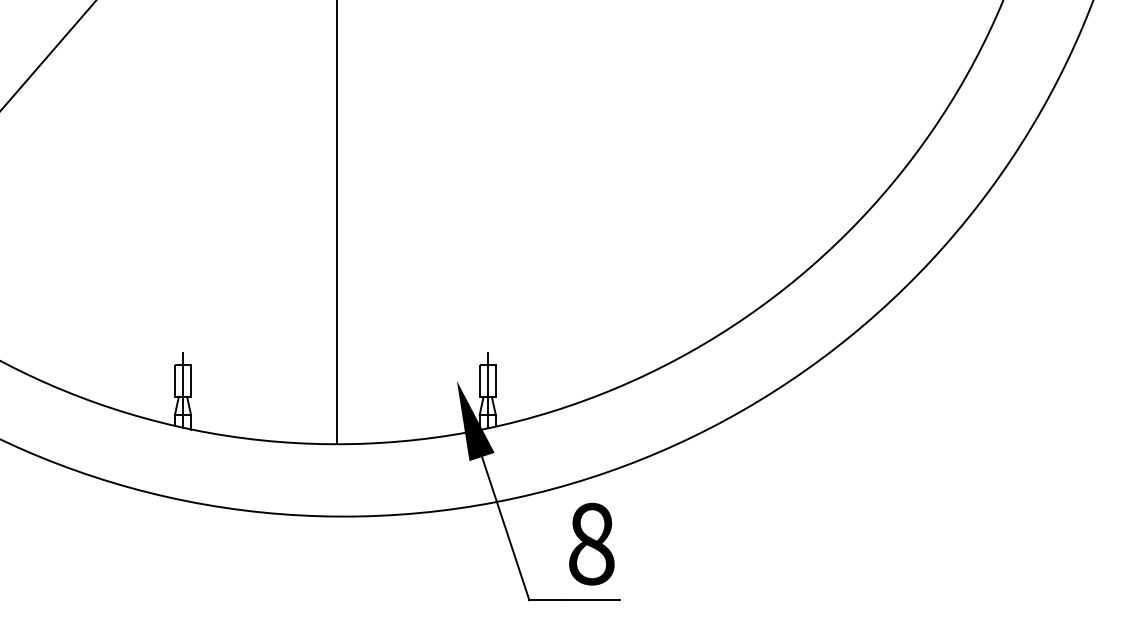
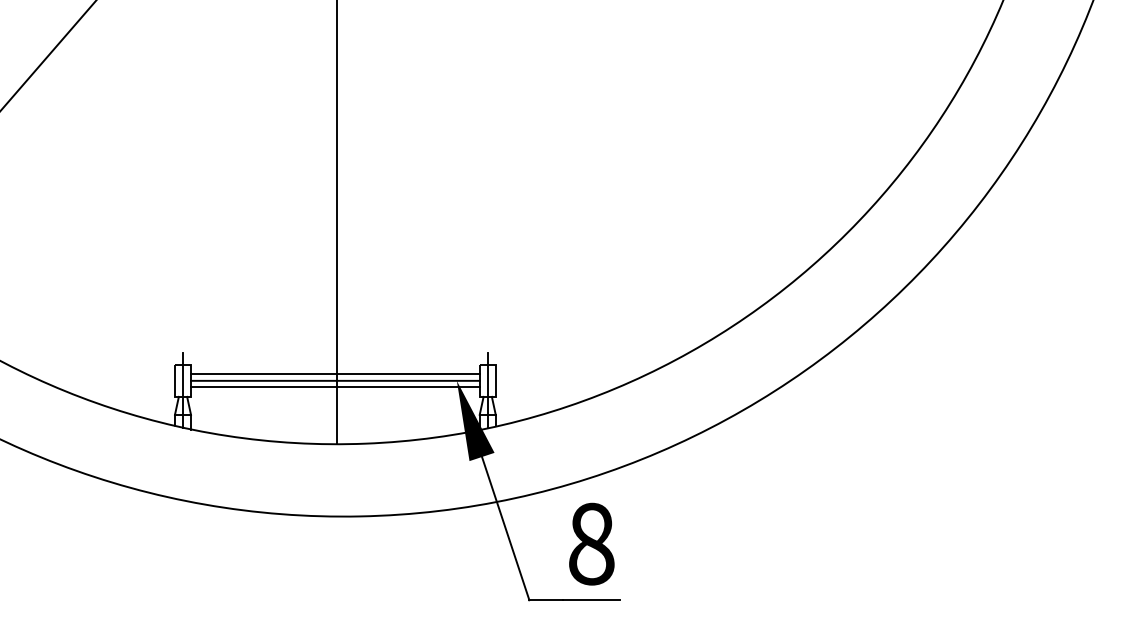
line: none -> present (335, 374)
line: none -> present (335, 380)
line: none -> present (335, 387)
